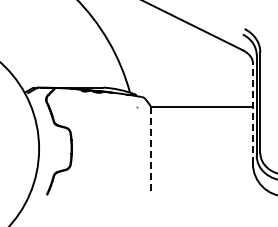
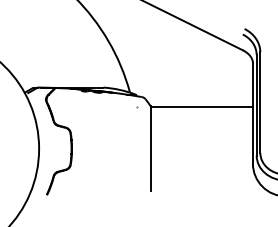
line: dashed -> solid (252, 112)
line: dashed -> solid (150, 148)
